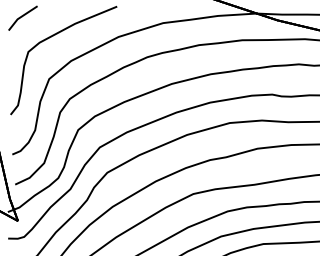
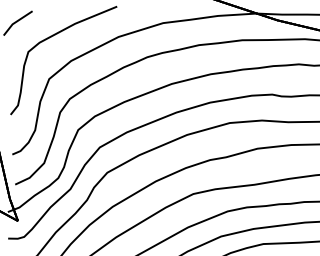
part position: (22, 17) -> (17, 22) (17, 22)
